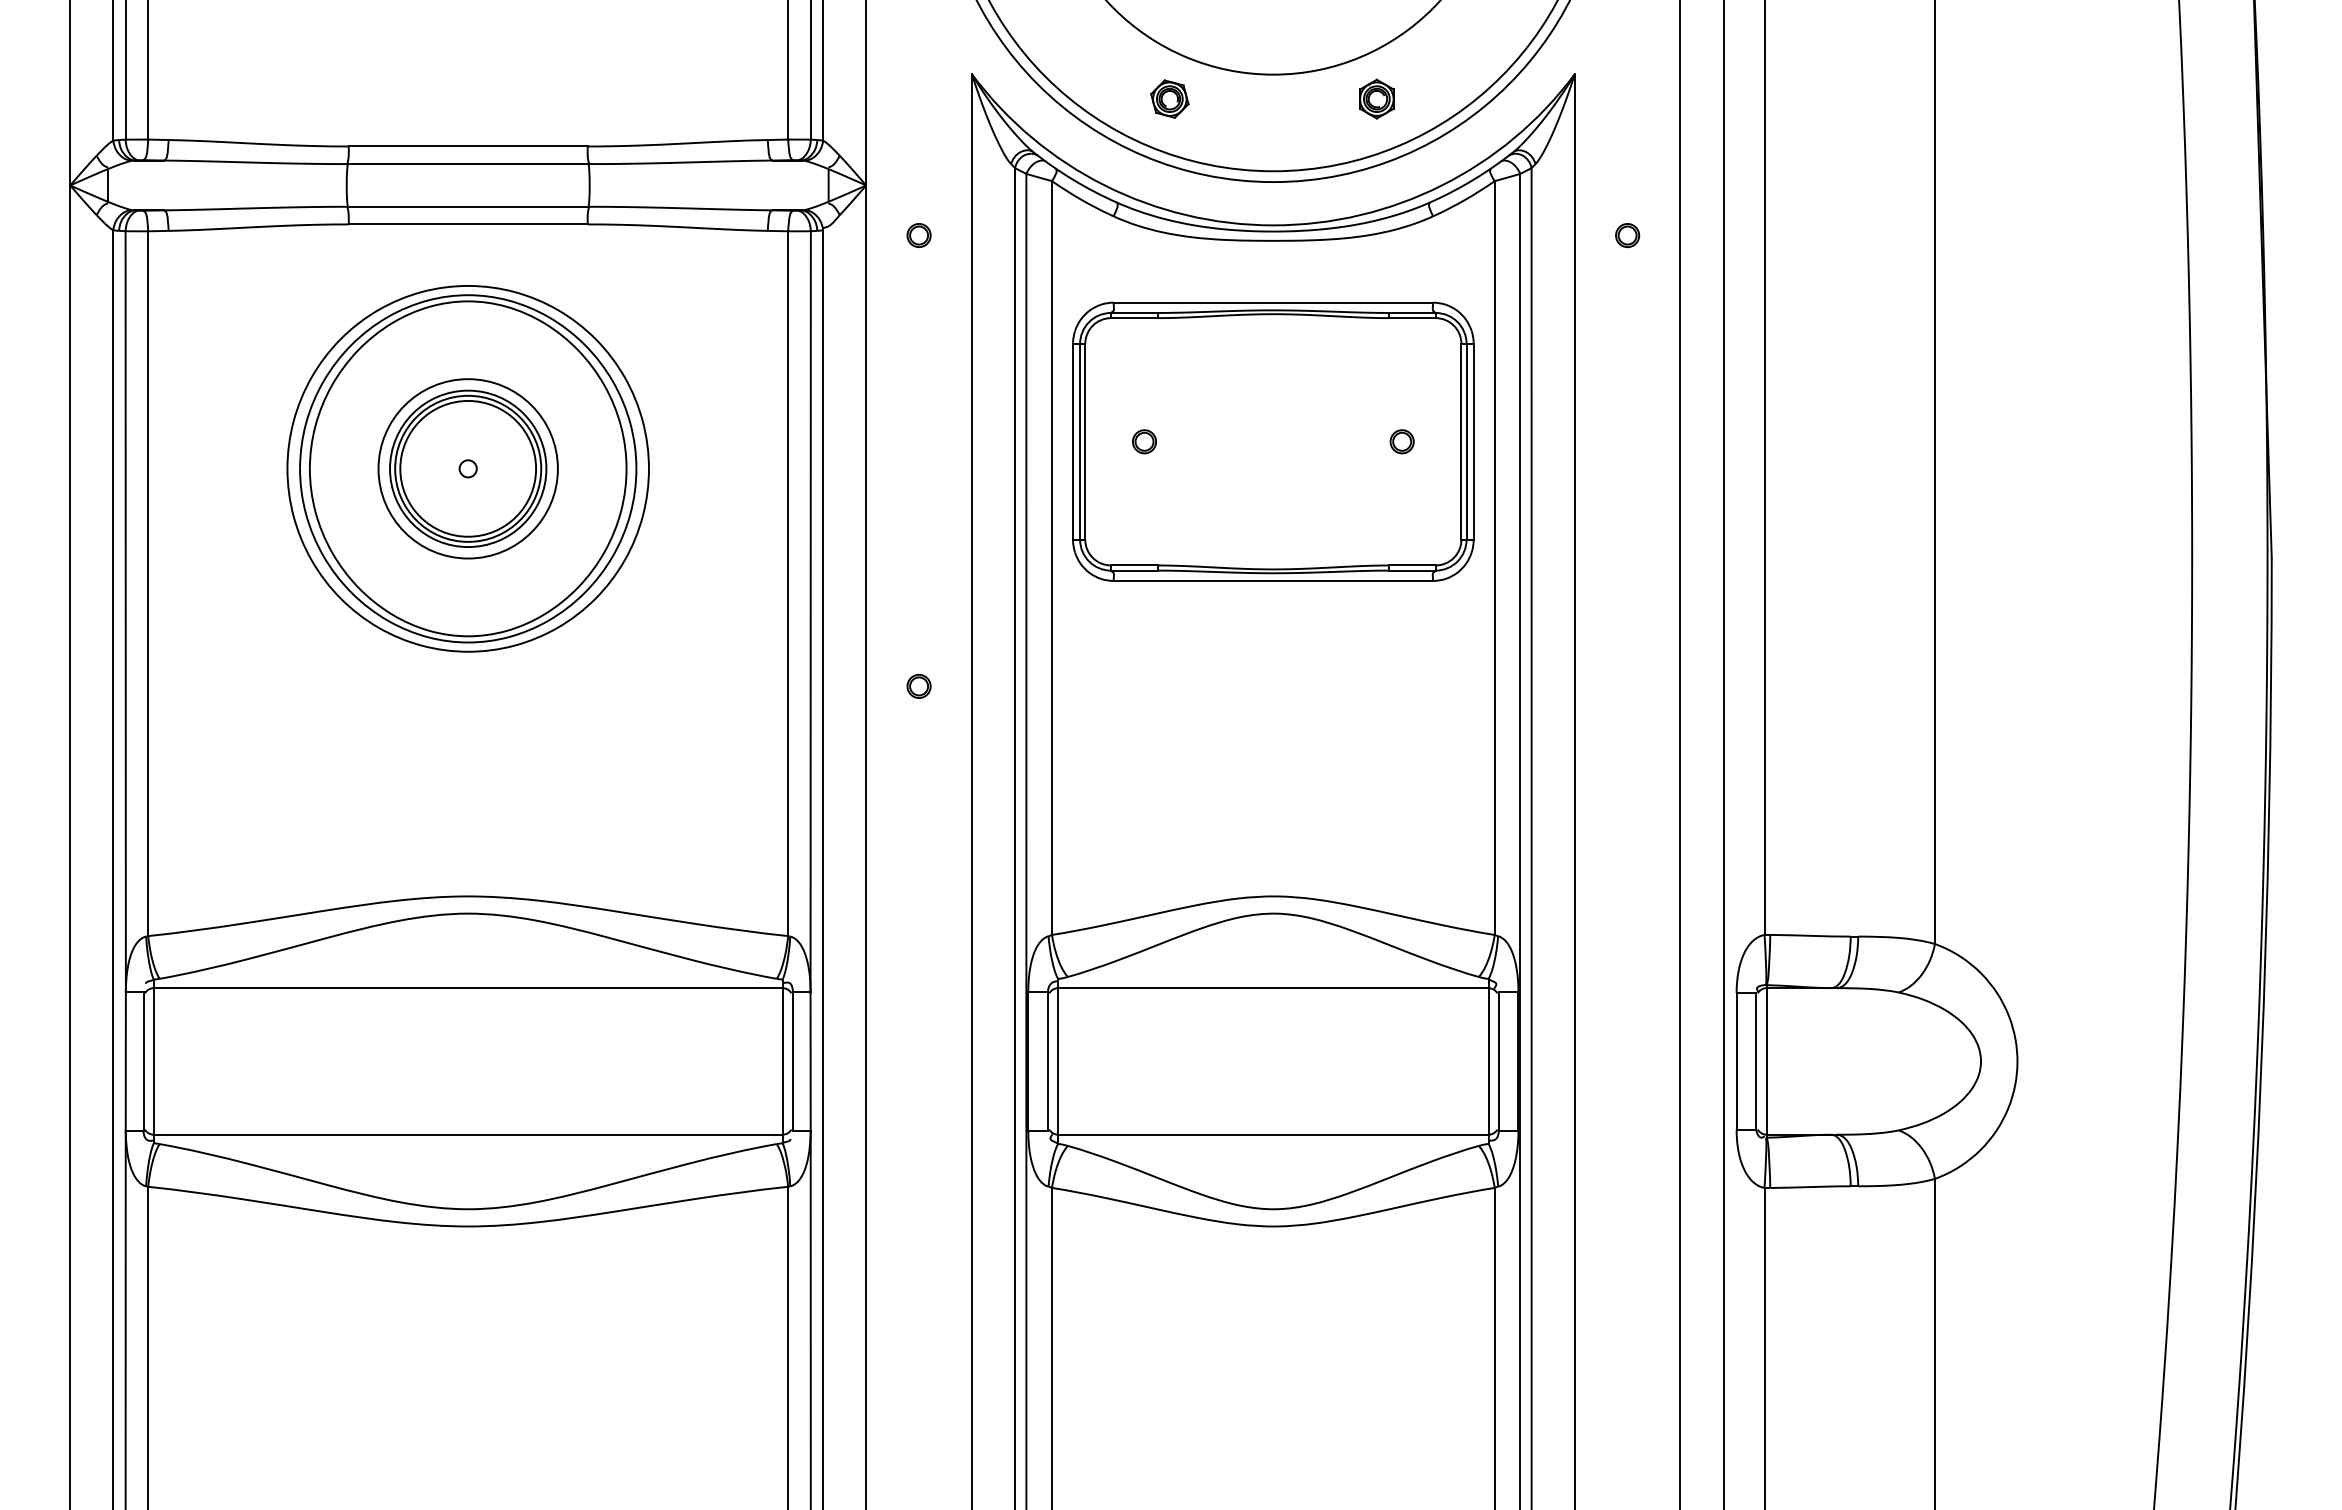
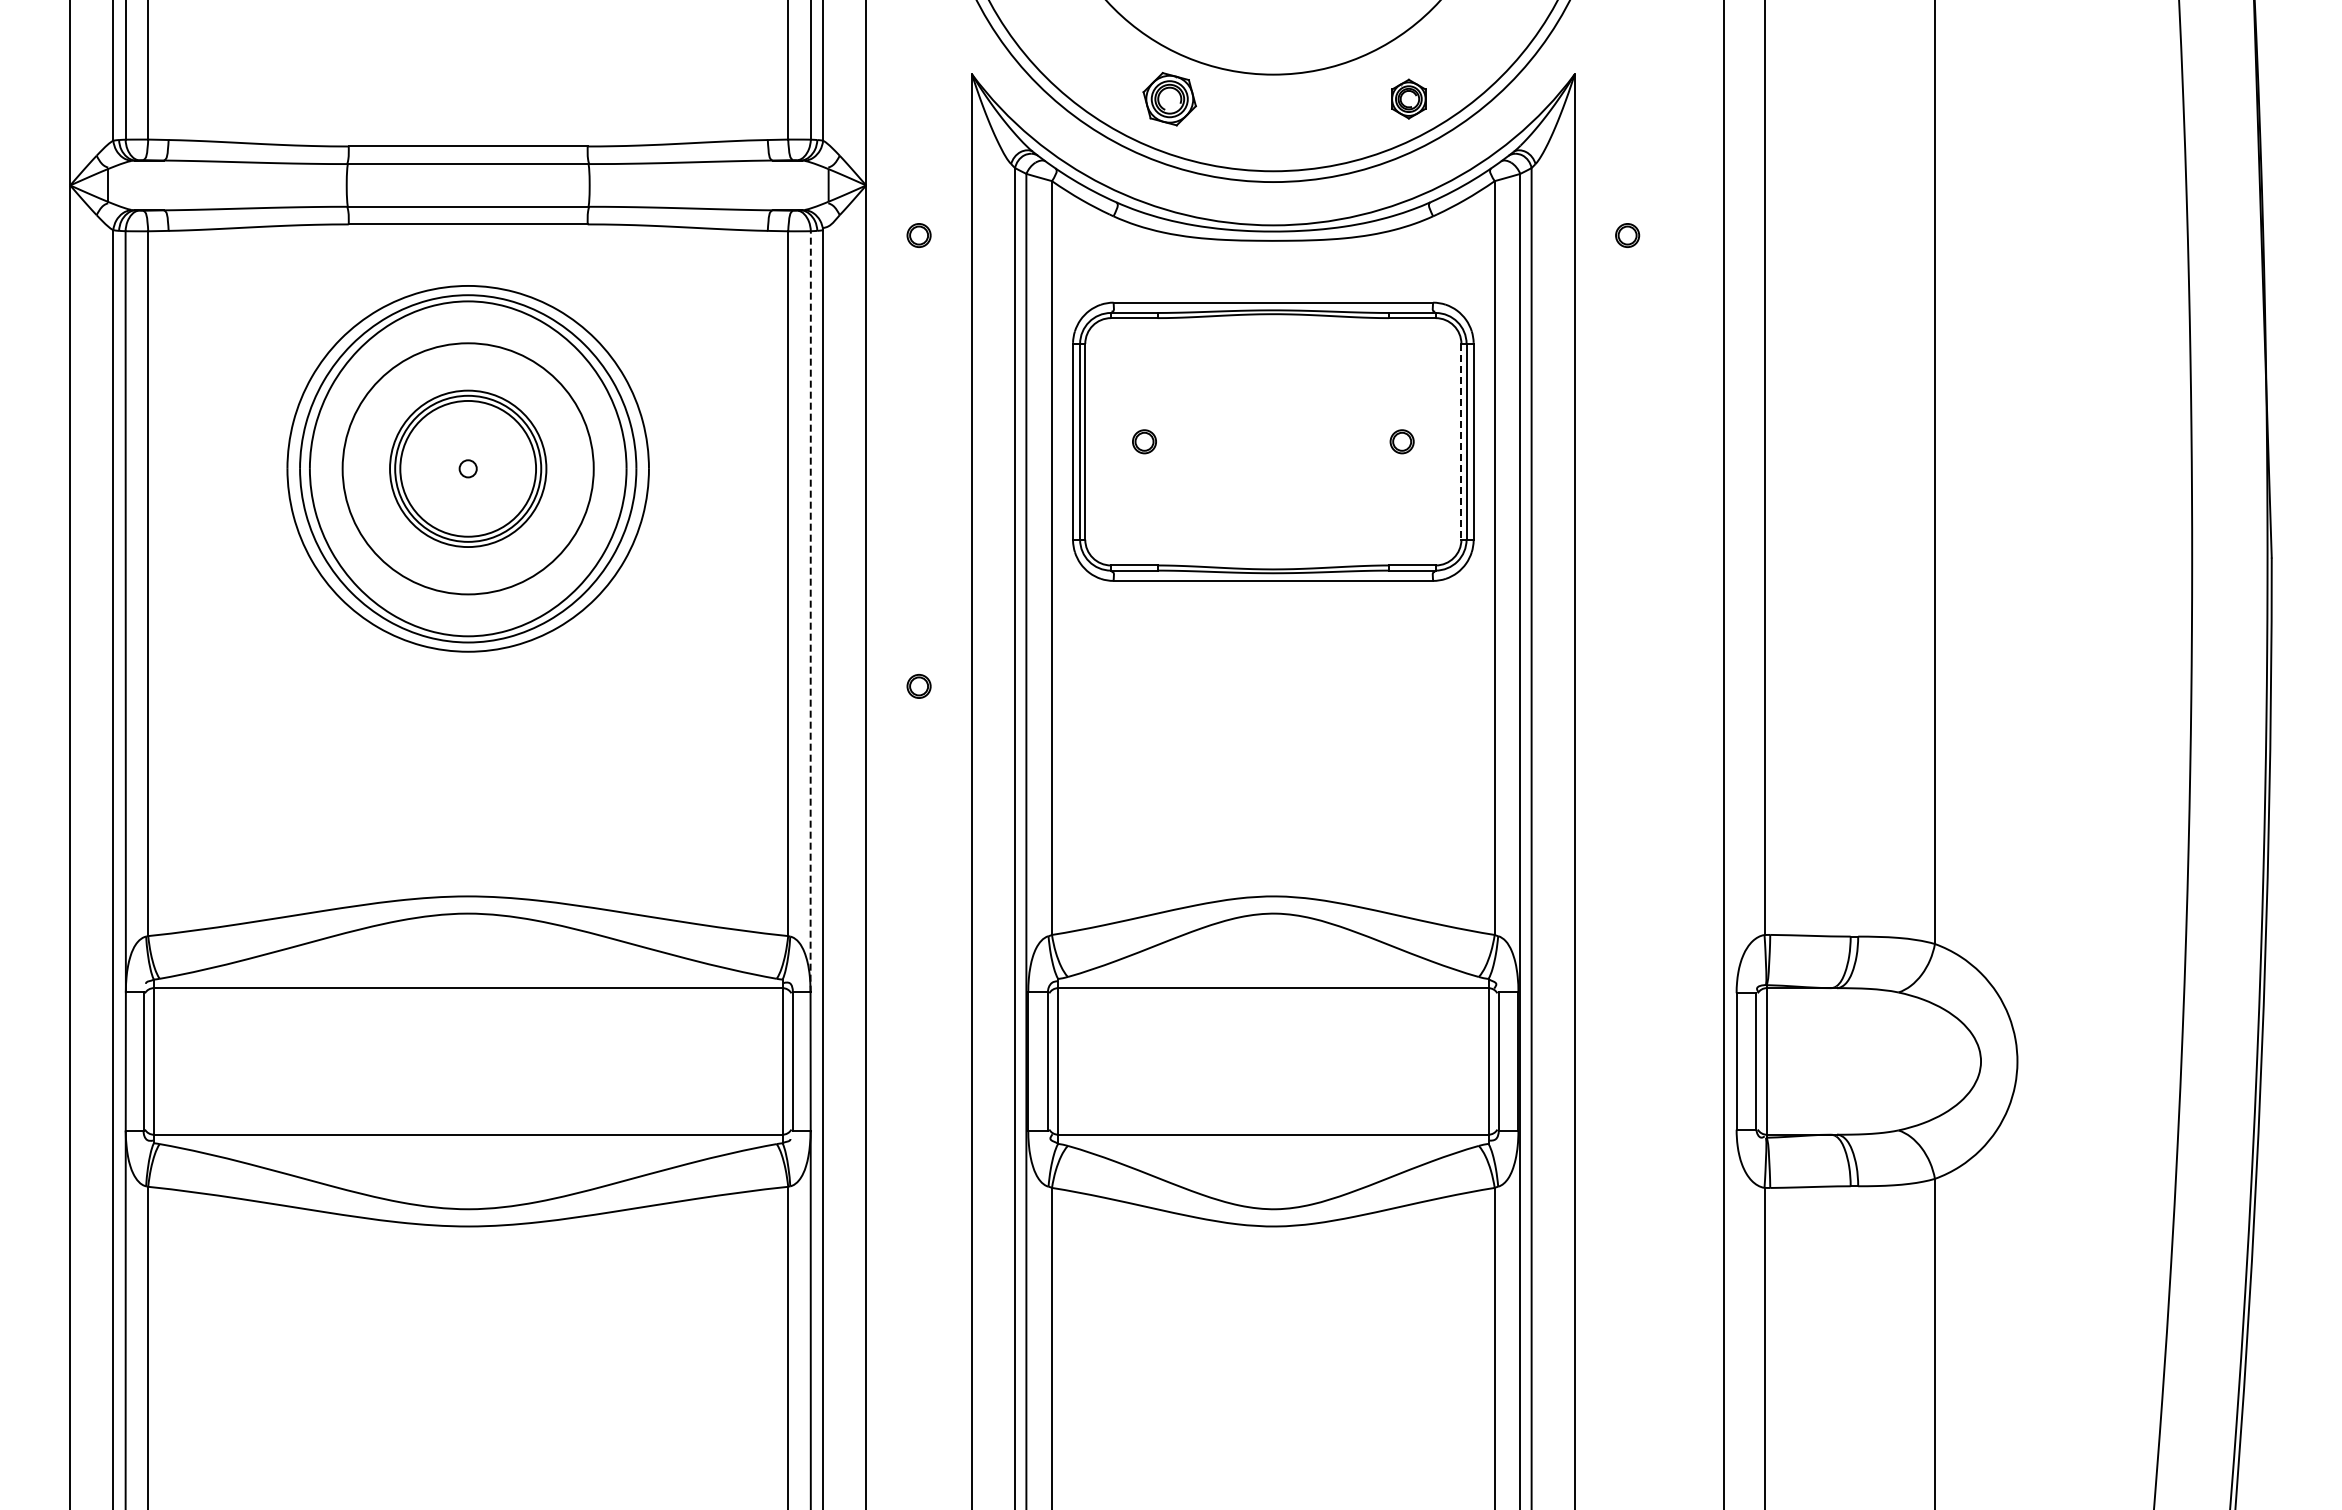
part size: 40x40 px -> 55x55 px (1169, 99)
part position: (1376, 98) -> (1408, 98) (1408, 98)
line: solid -> dashed (1461, 441)
circle diameter: 179 px -> 251 px (467, 468)
line: solid -> dashed (810, 611)
line: present -> none (1680, 754)
